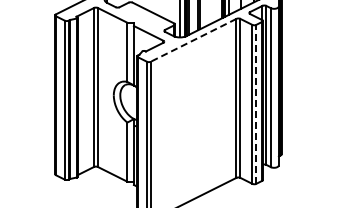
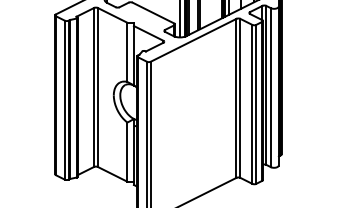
line: dashed -> solid (193, 40)
line: dashed -> solid (256, 103)
